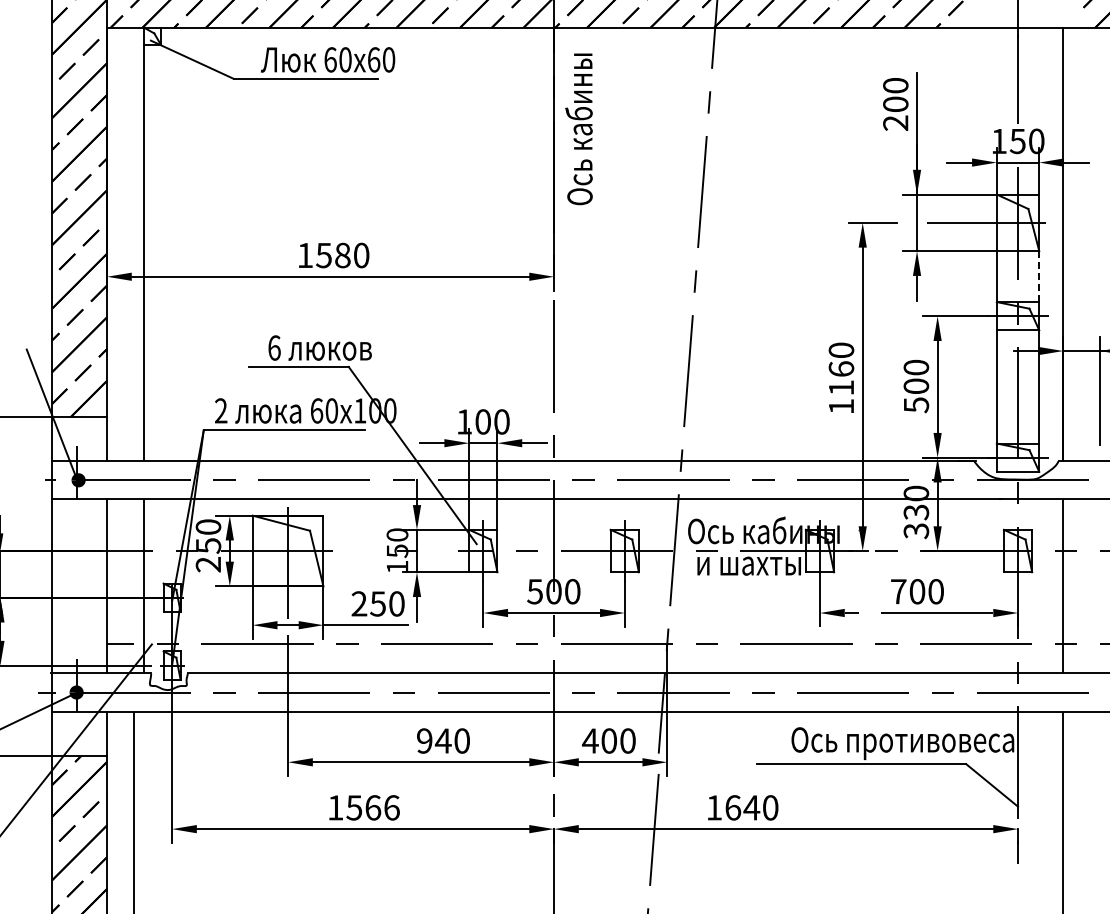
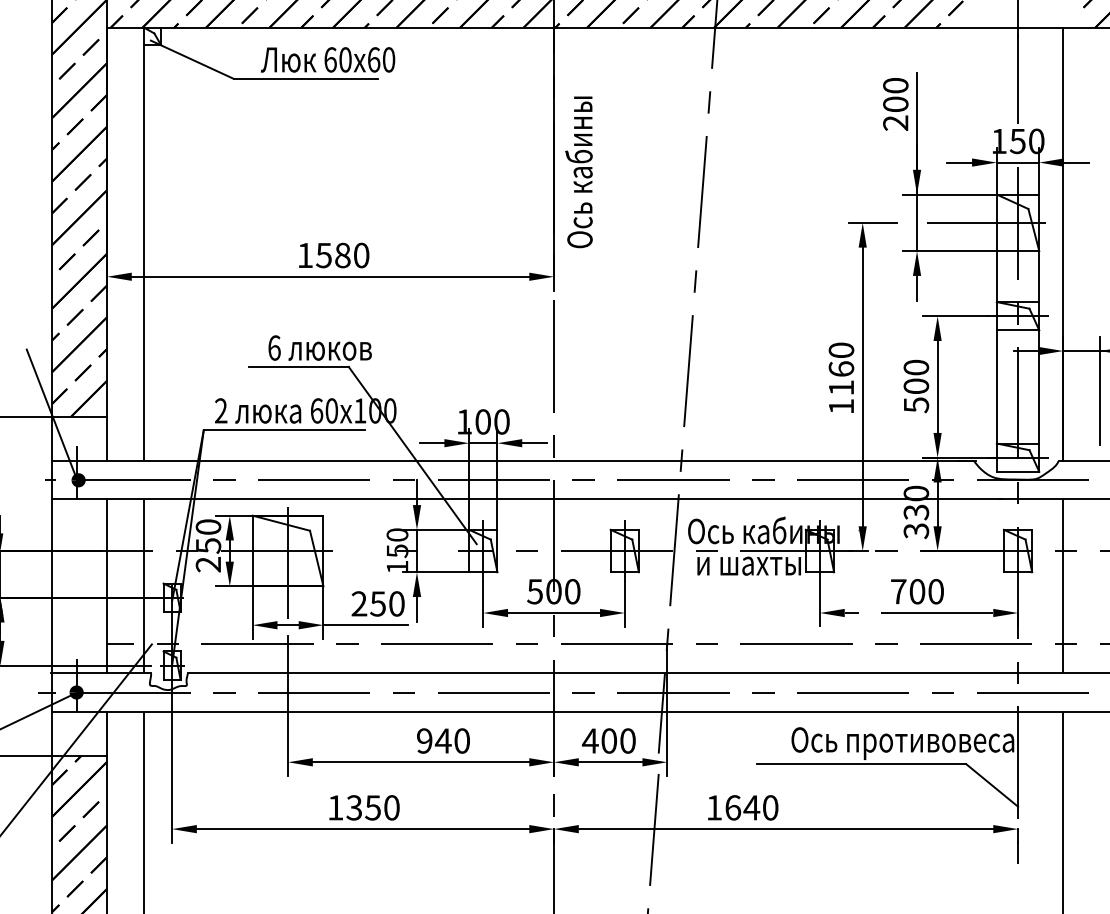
text position: (578, 129) -> (578, 172) (578, 172)
line: dashed -> solid (1039, 277)
text: 1566 -> 1350 (373, 807)
line position: (133, 810) -> (143, 810) (143, 810)
